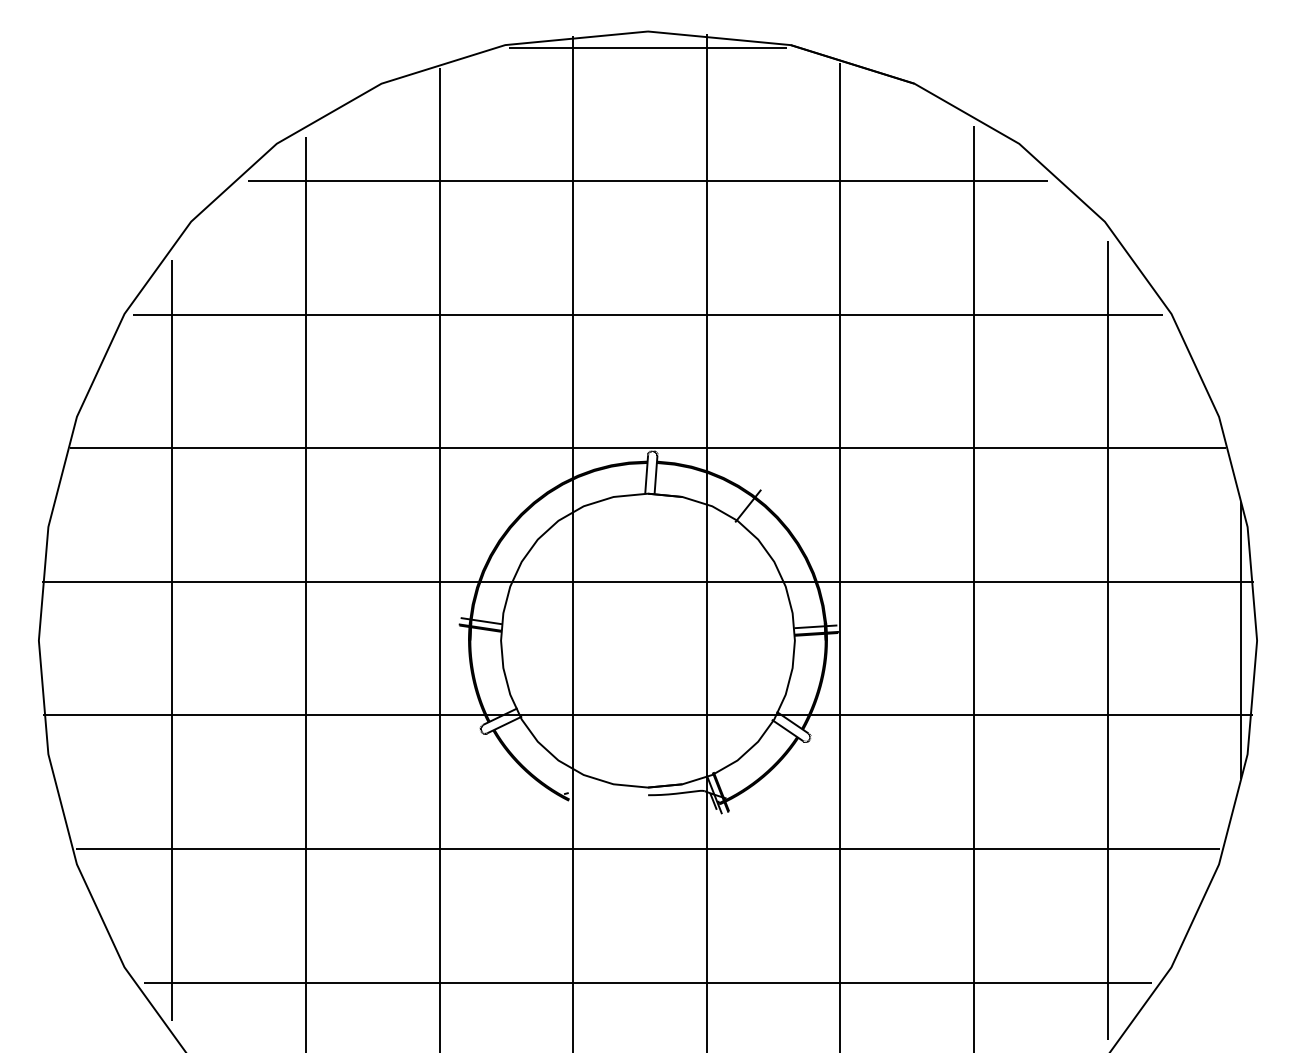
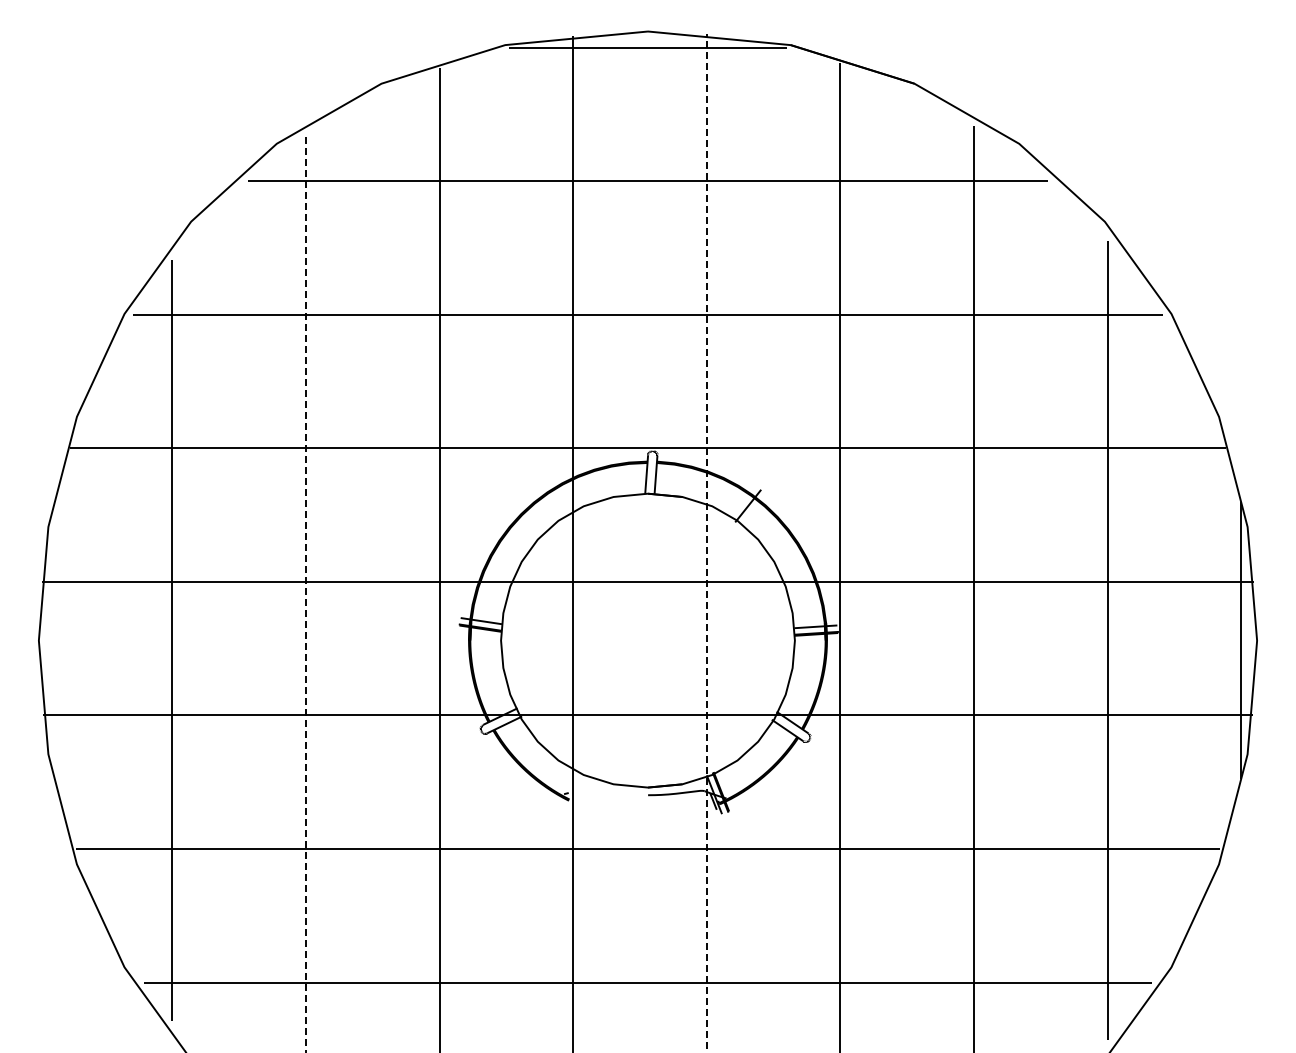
line: solid -> dashed (706, 543)
line: solid -> dashed (306, 594)
